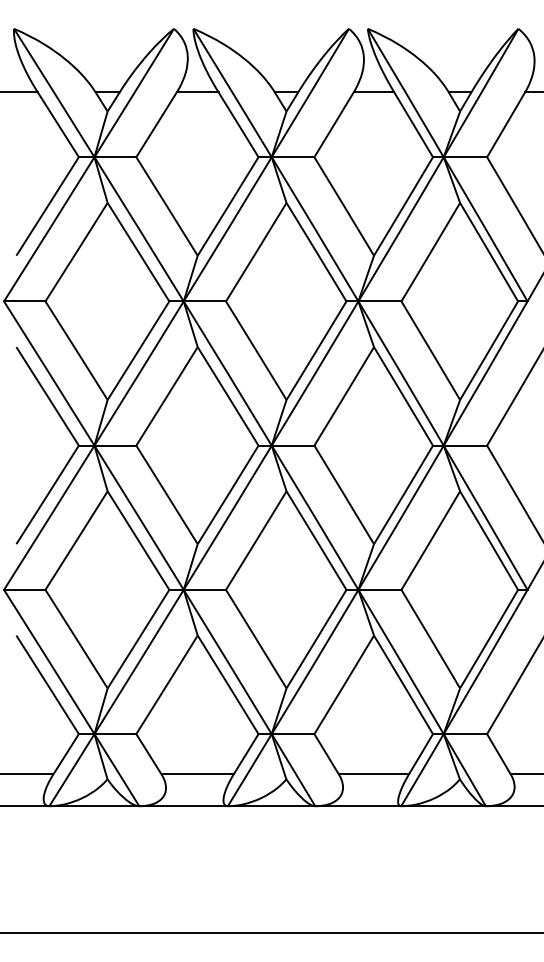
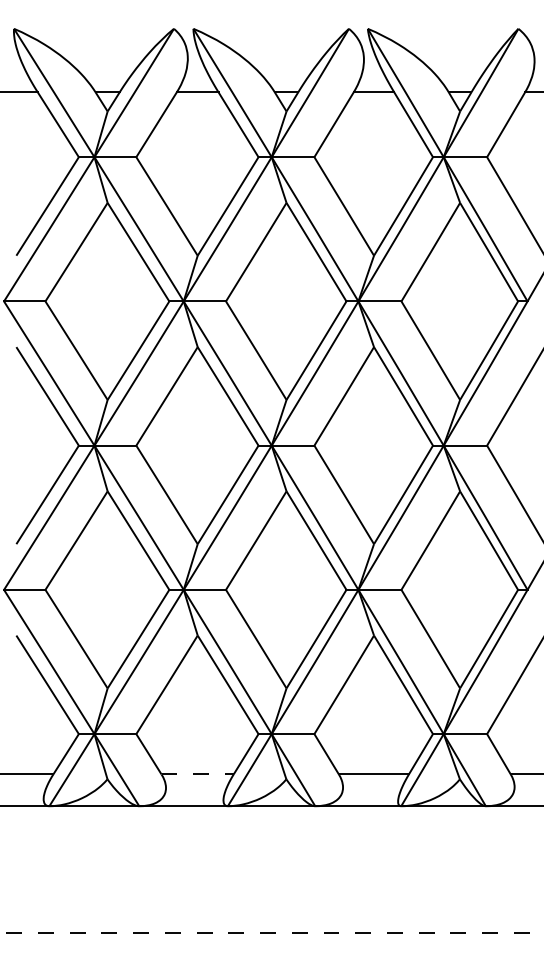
line: solid -> dashed (198, 774)
line: solid -> dashed (271, 933)
